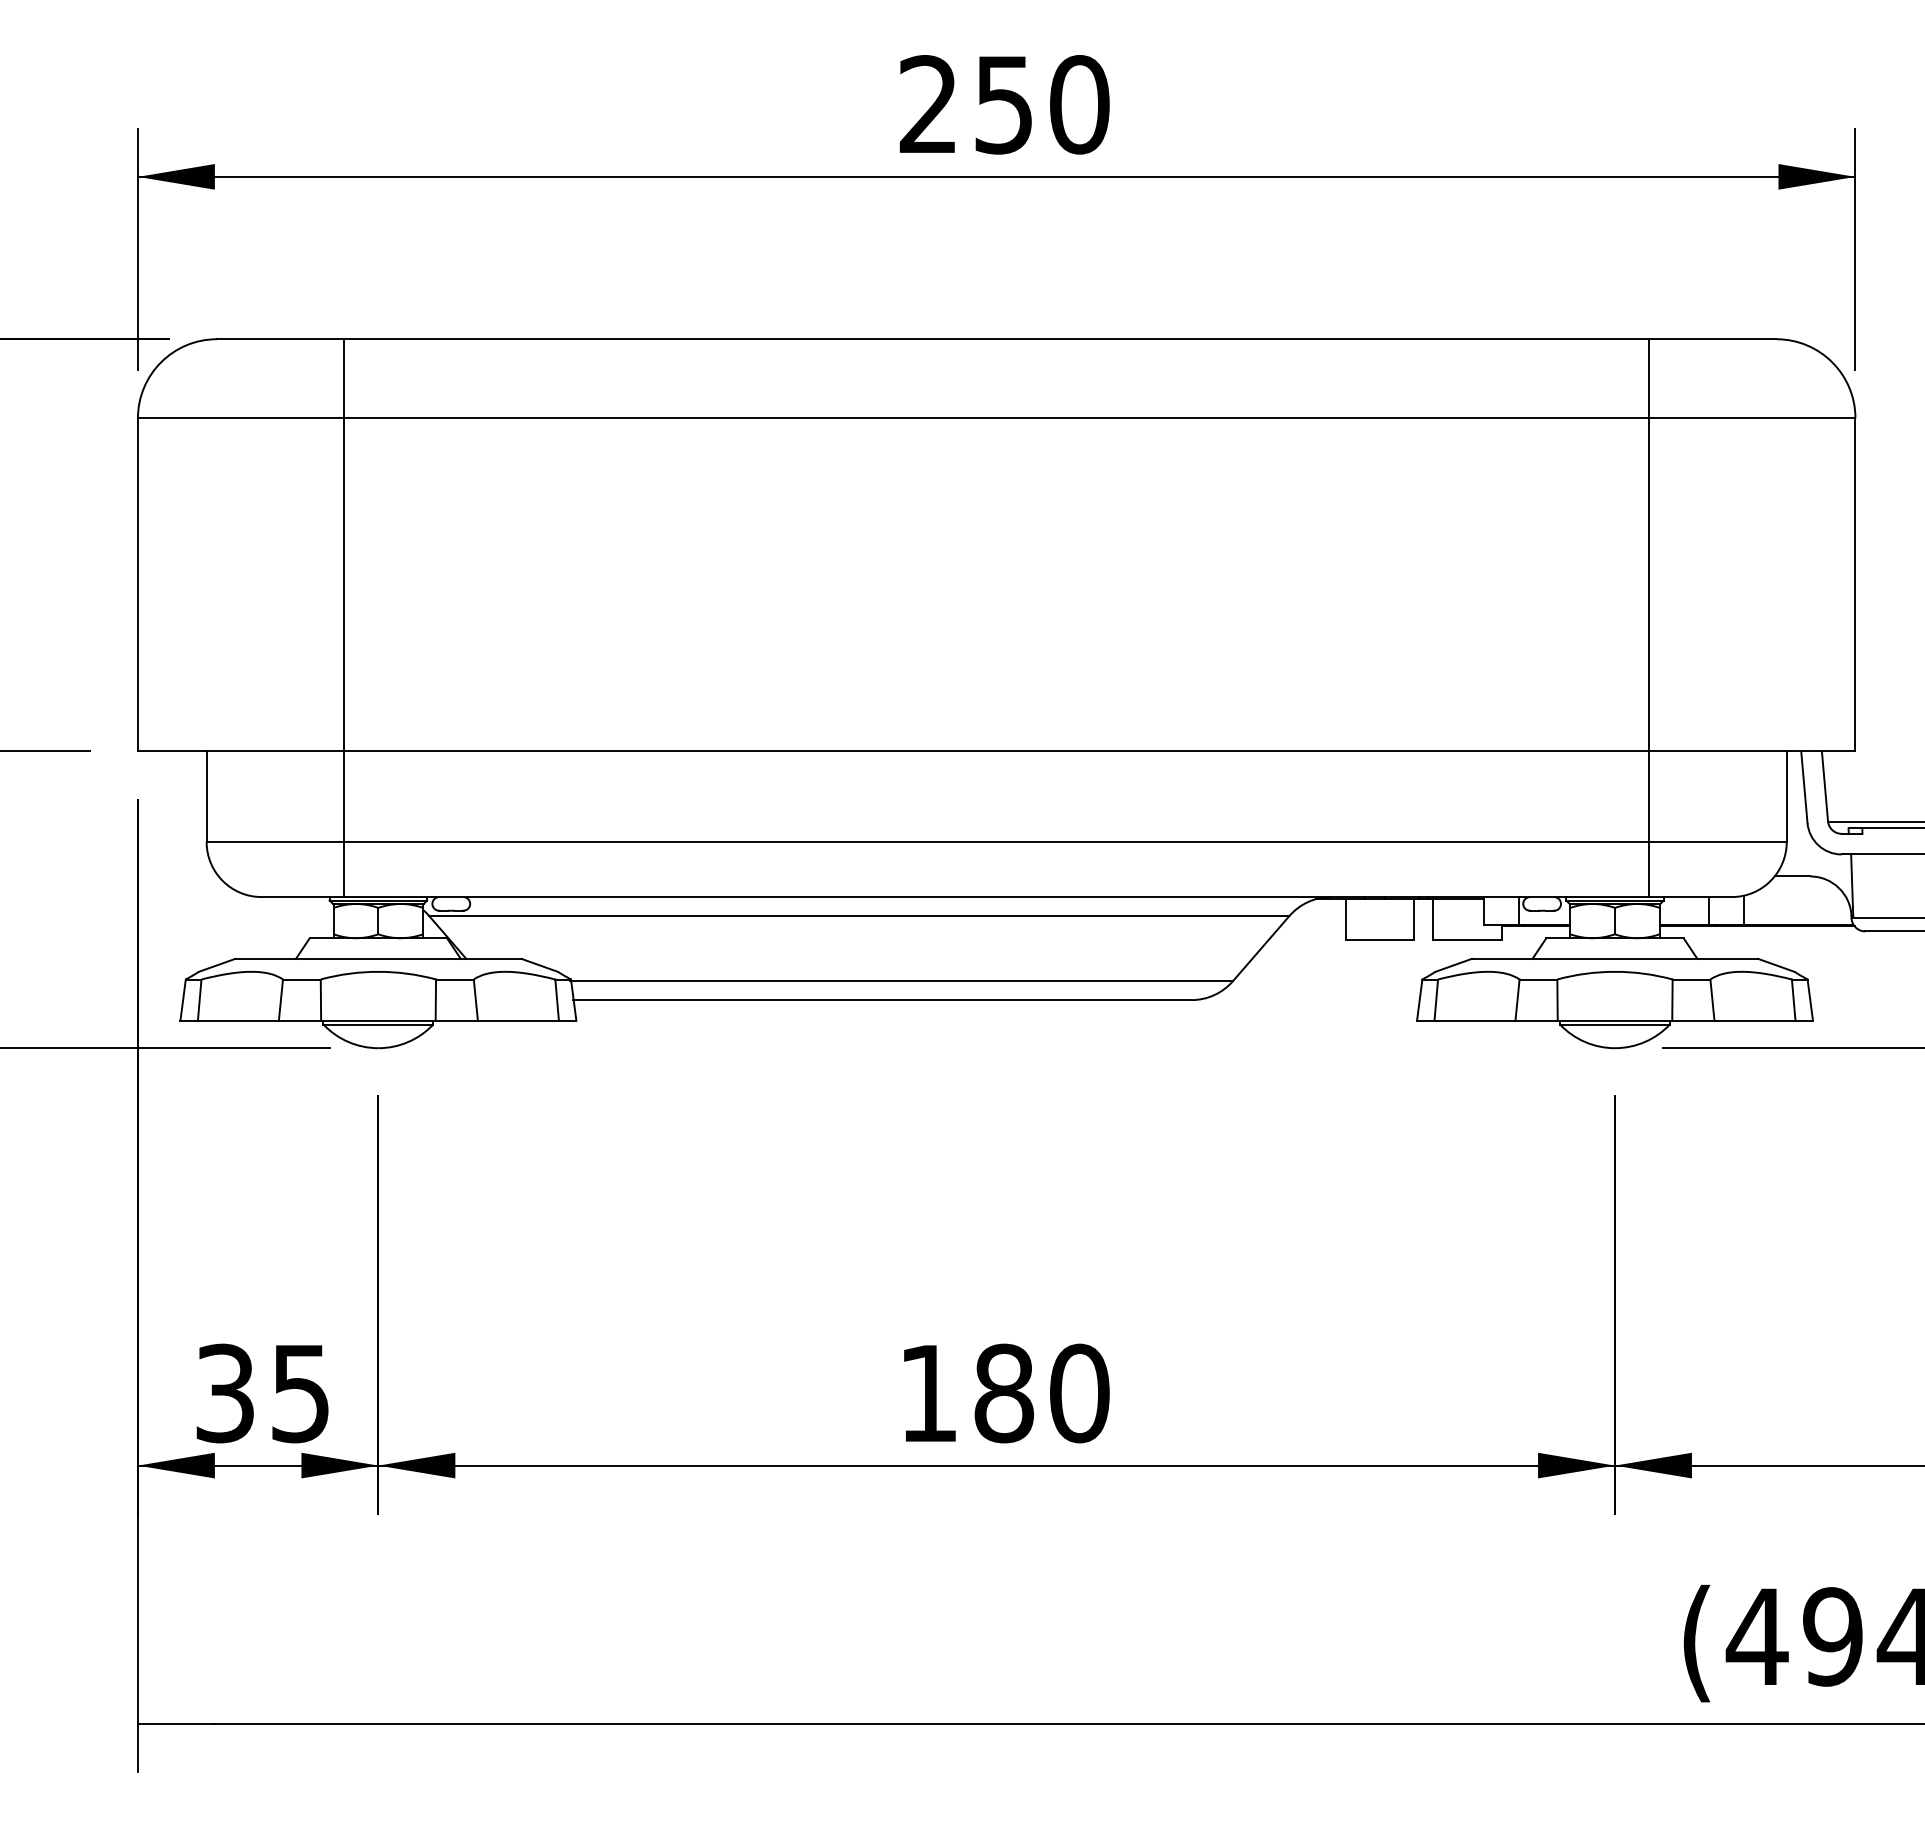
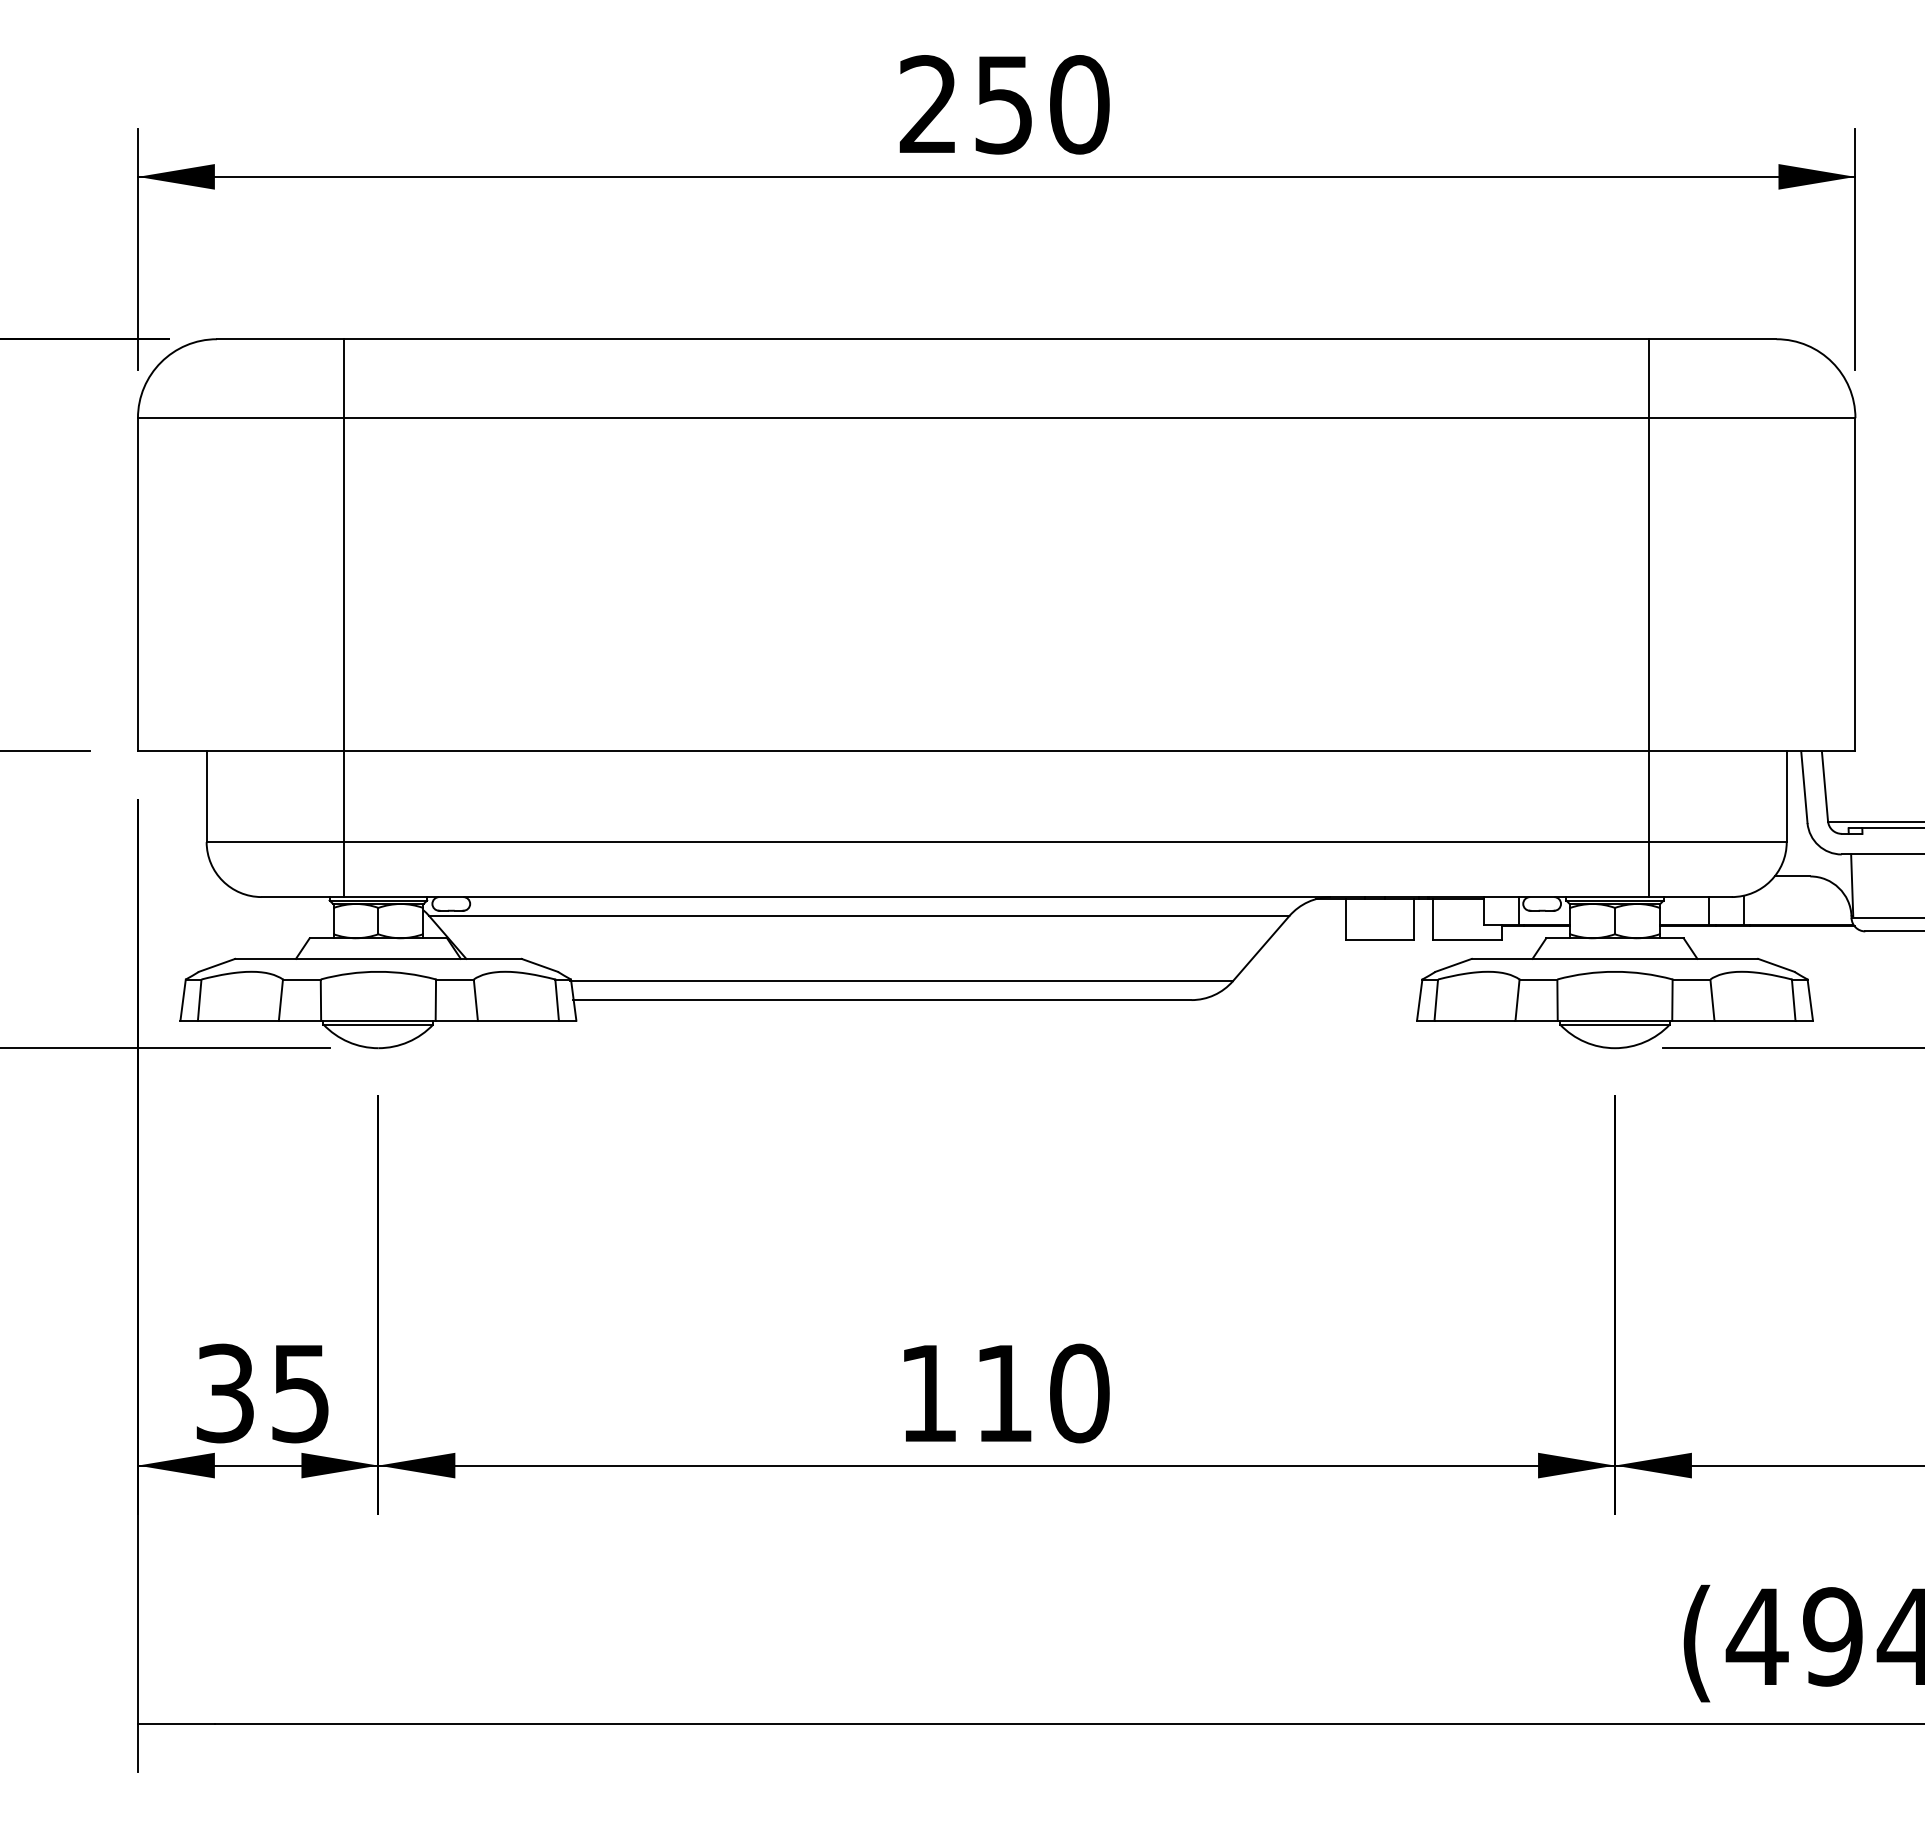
text: 180 -> 110 (1003, 1393)
